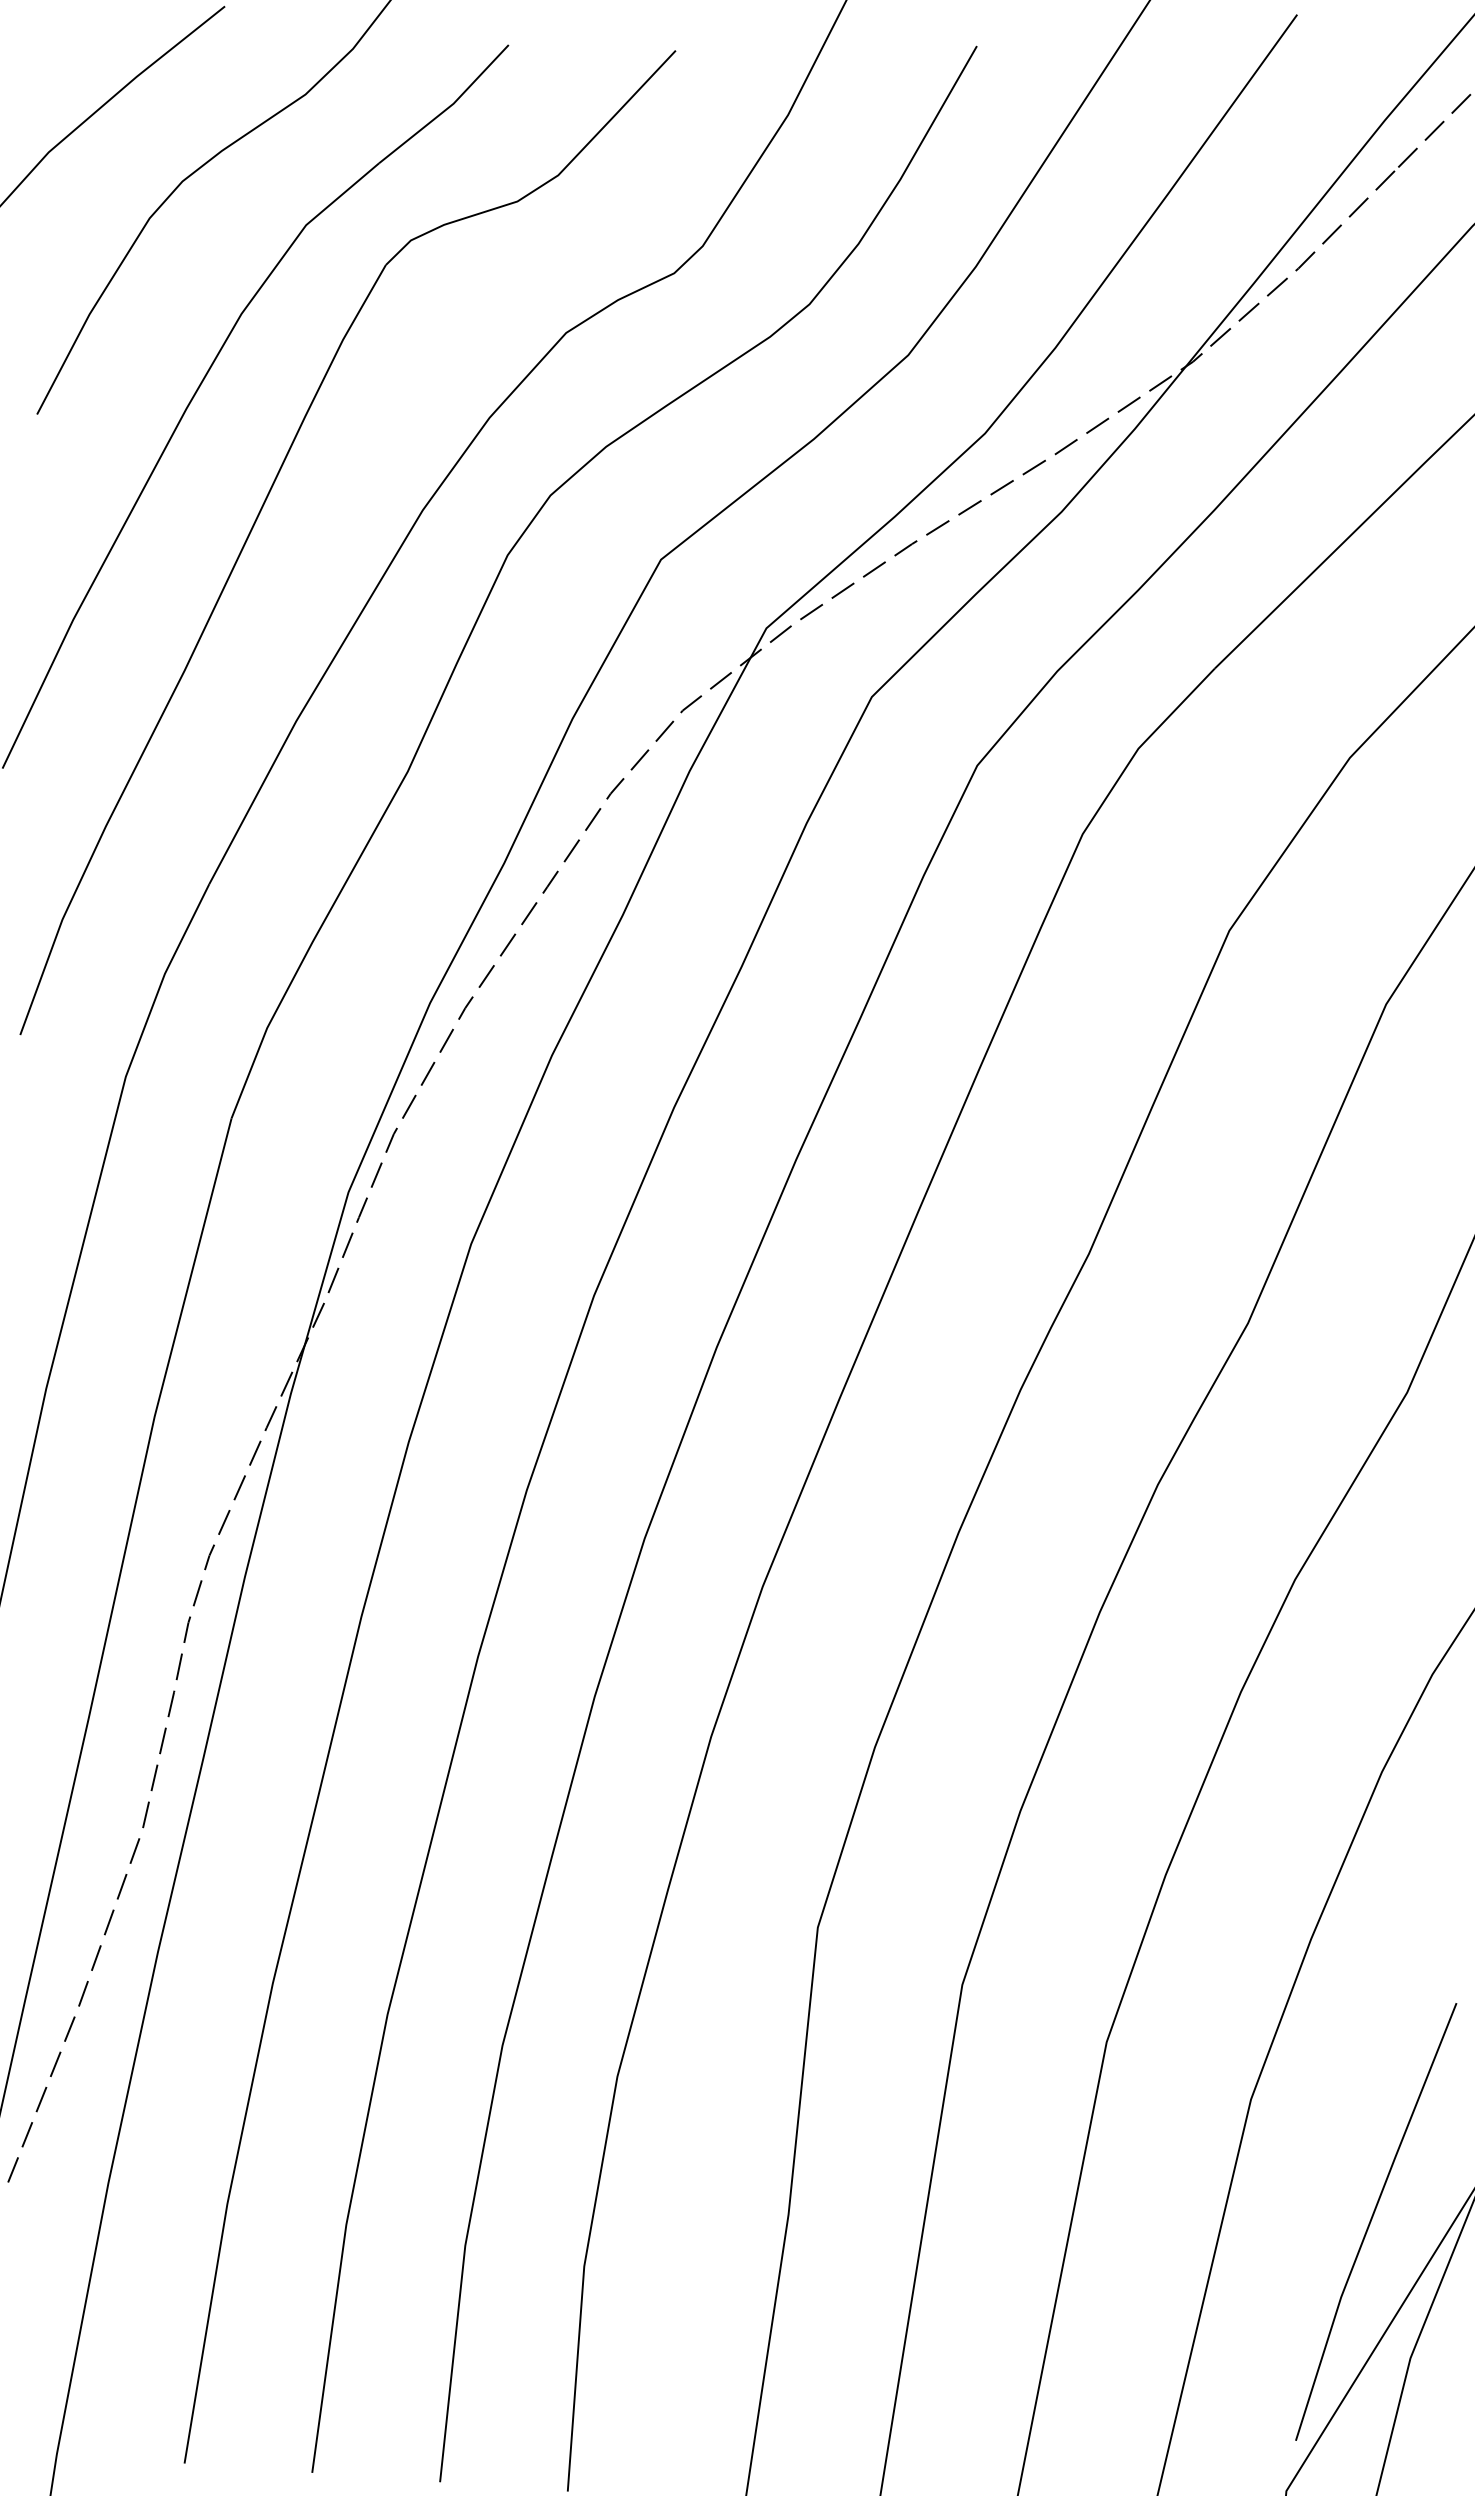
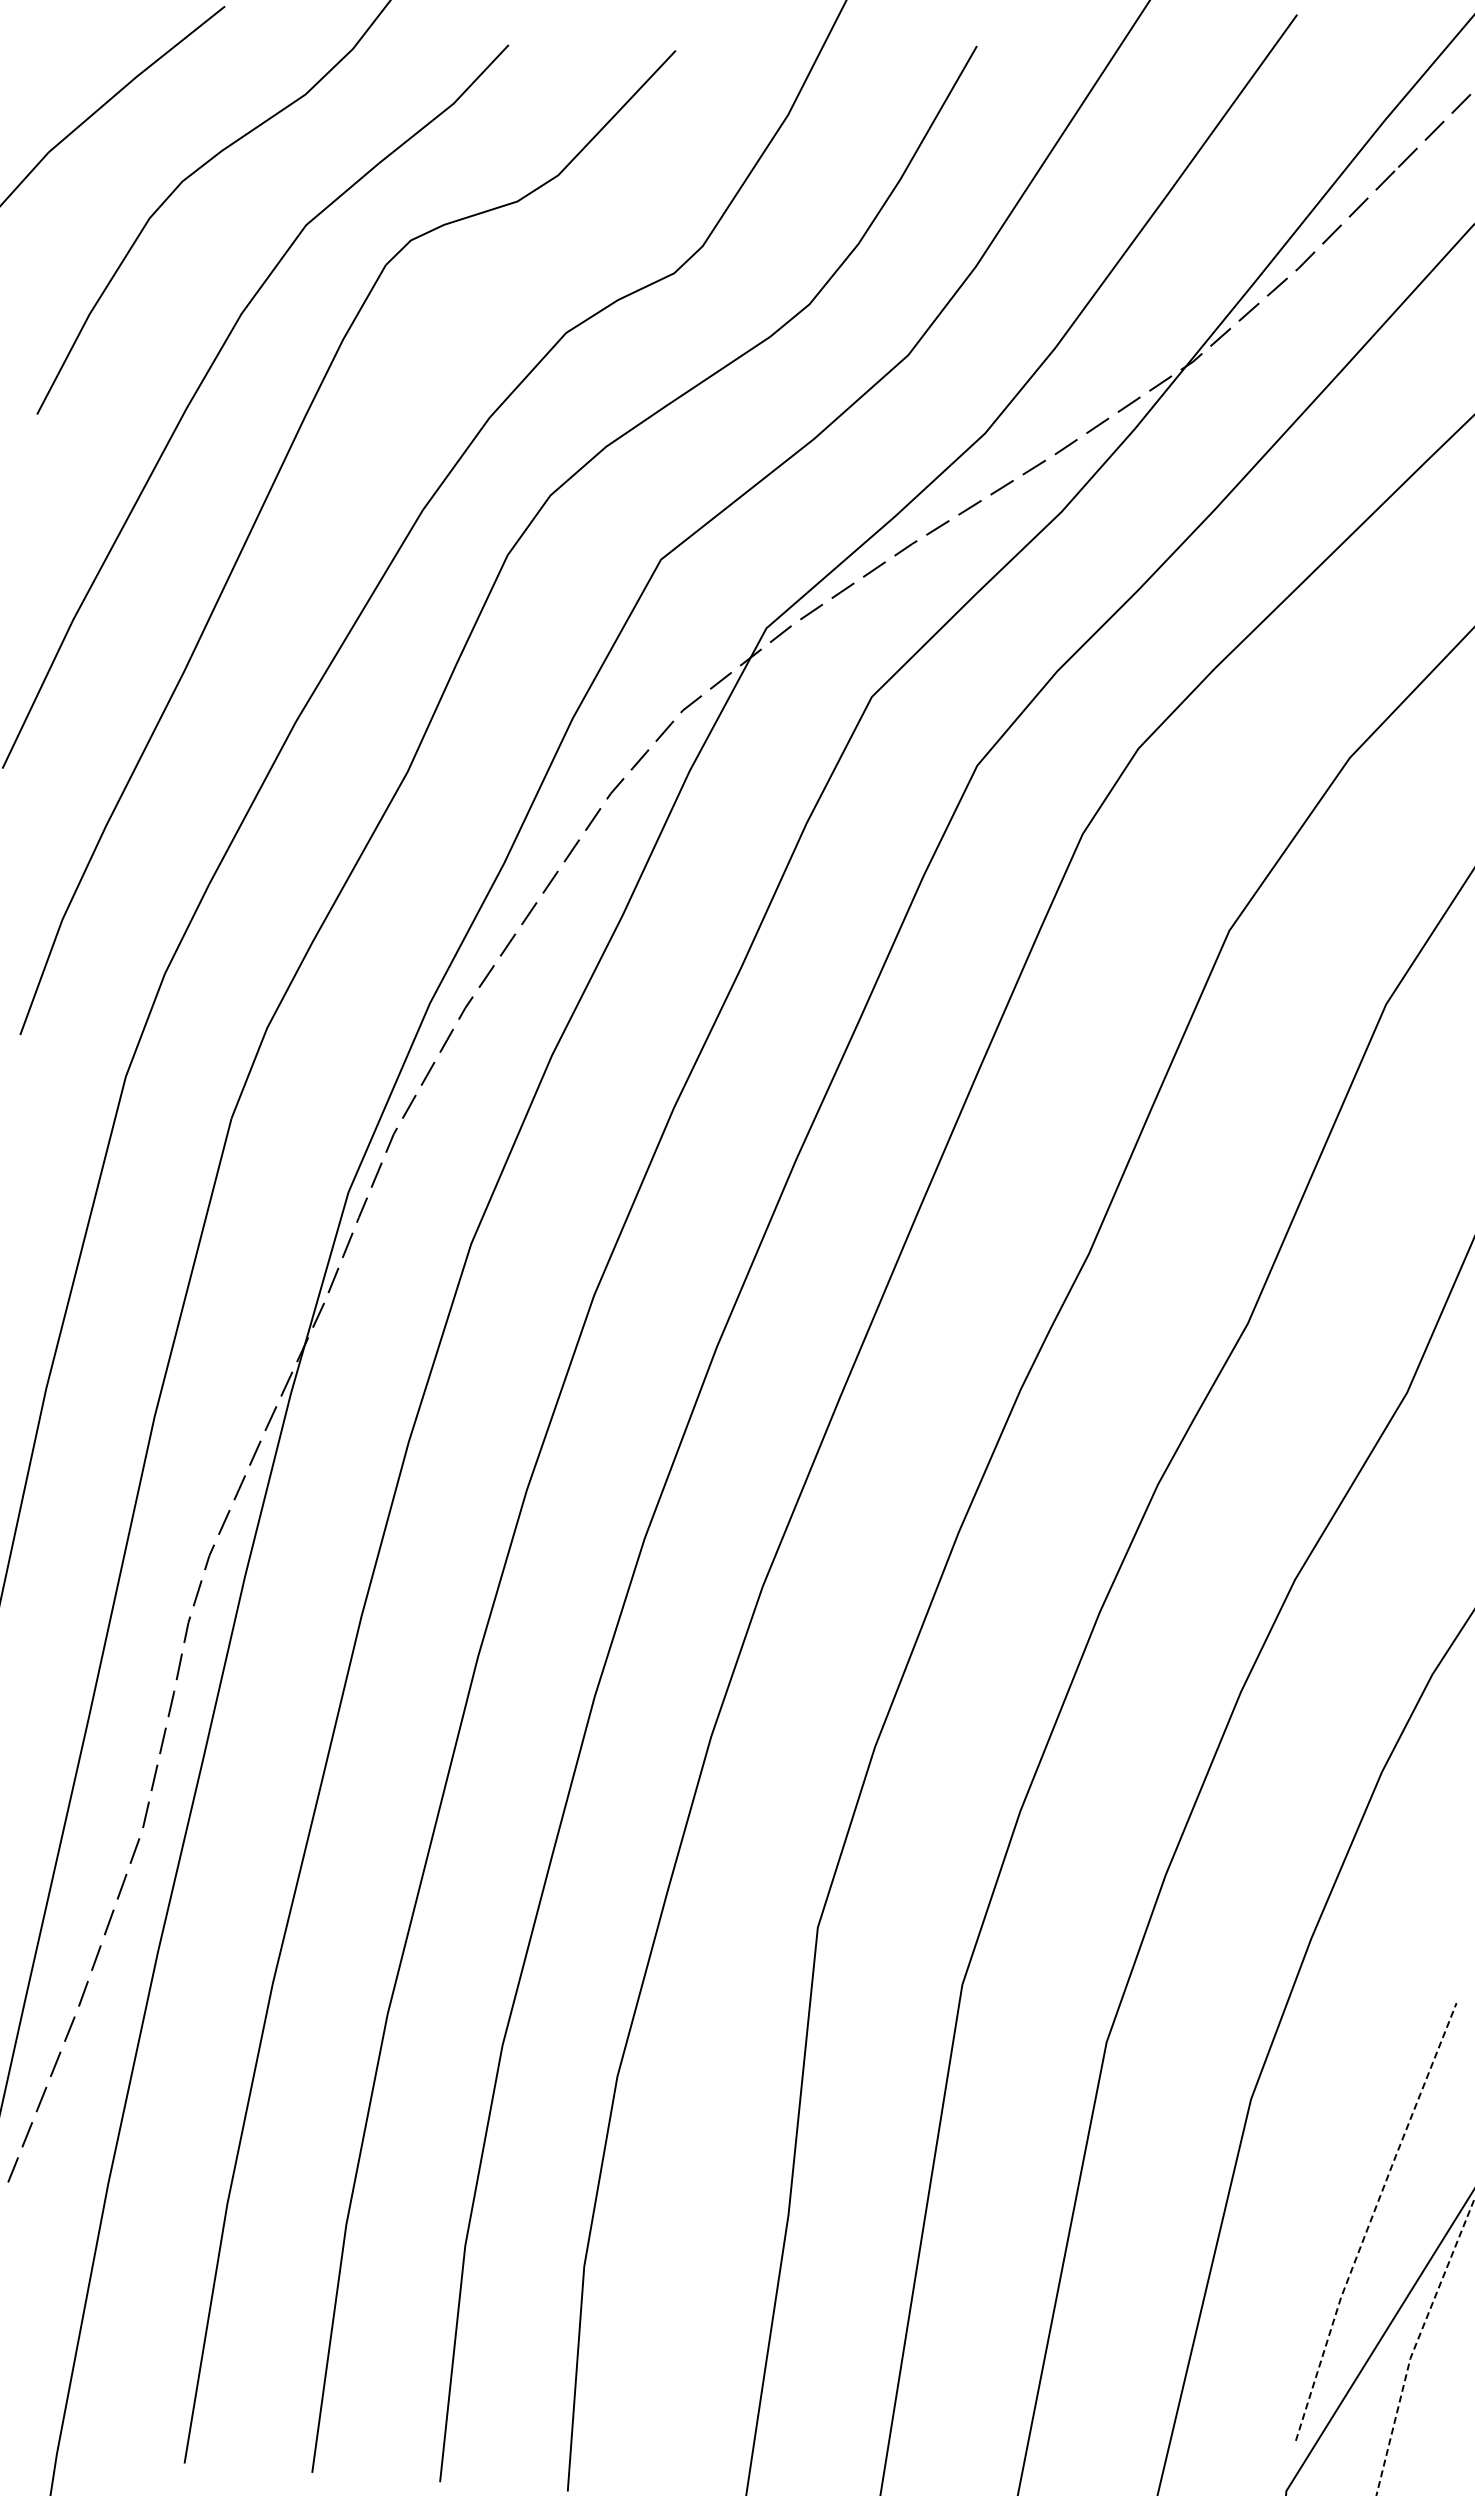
line: solid -> dashed (1371, 2220)
line: solid -> dashed (1416, 2344)
